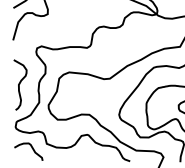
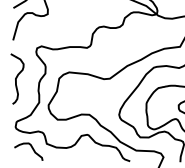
curve position: (20, 84) -> (17, 78) (17, 78)
